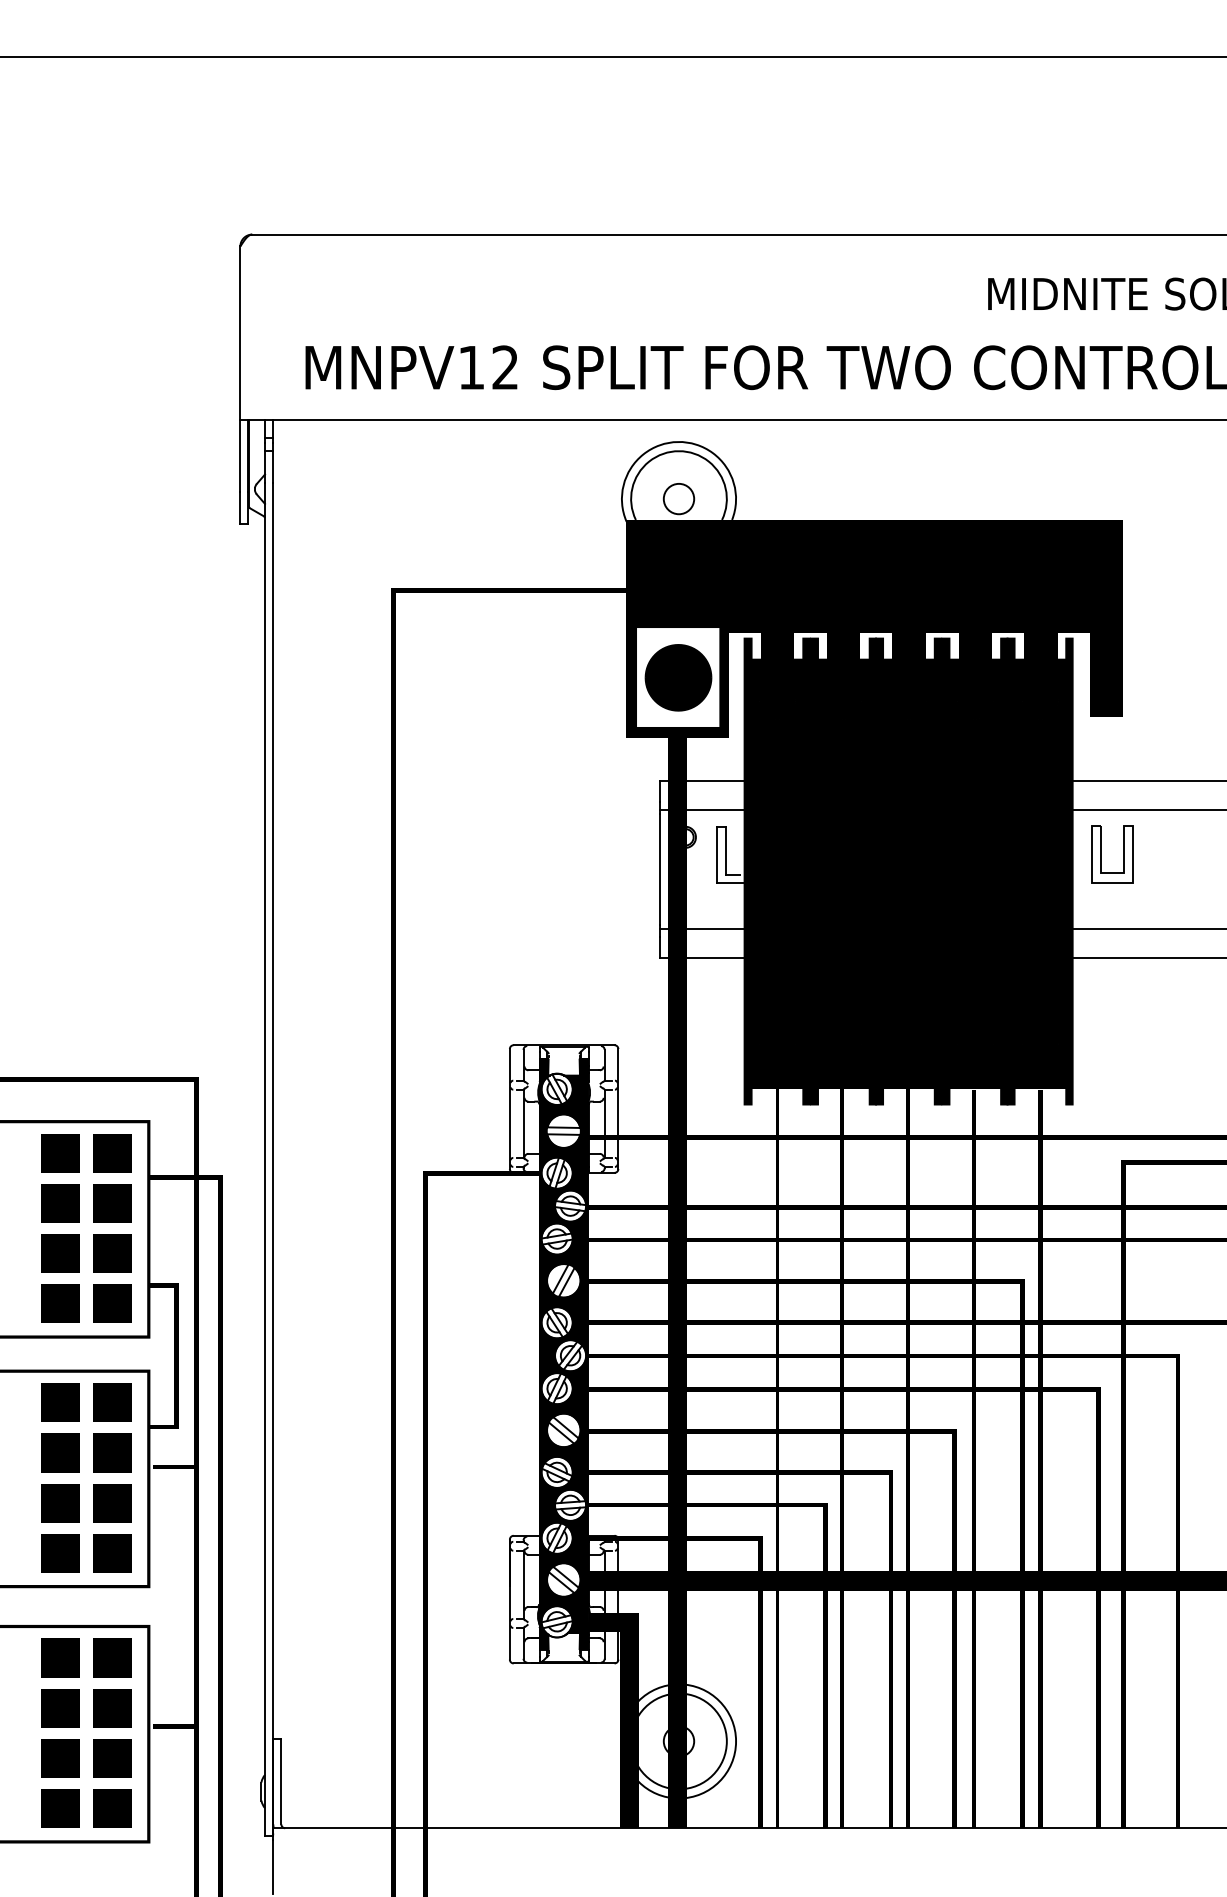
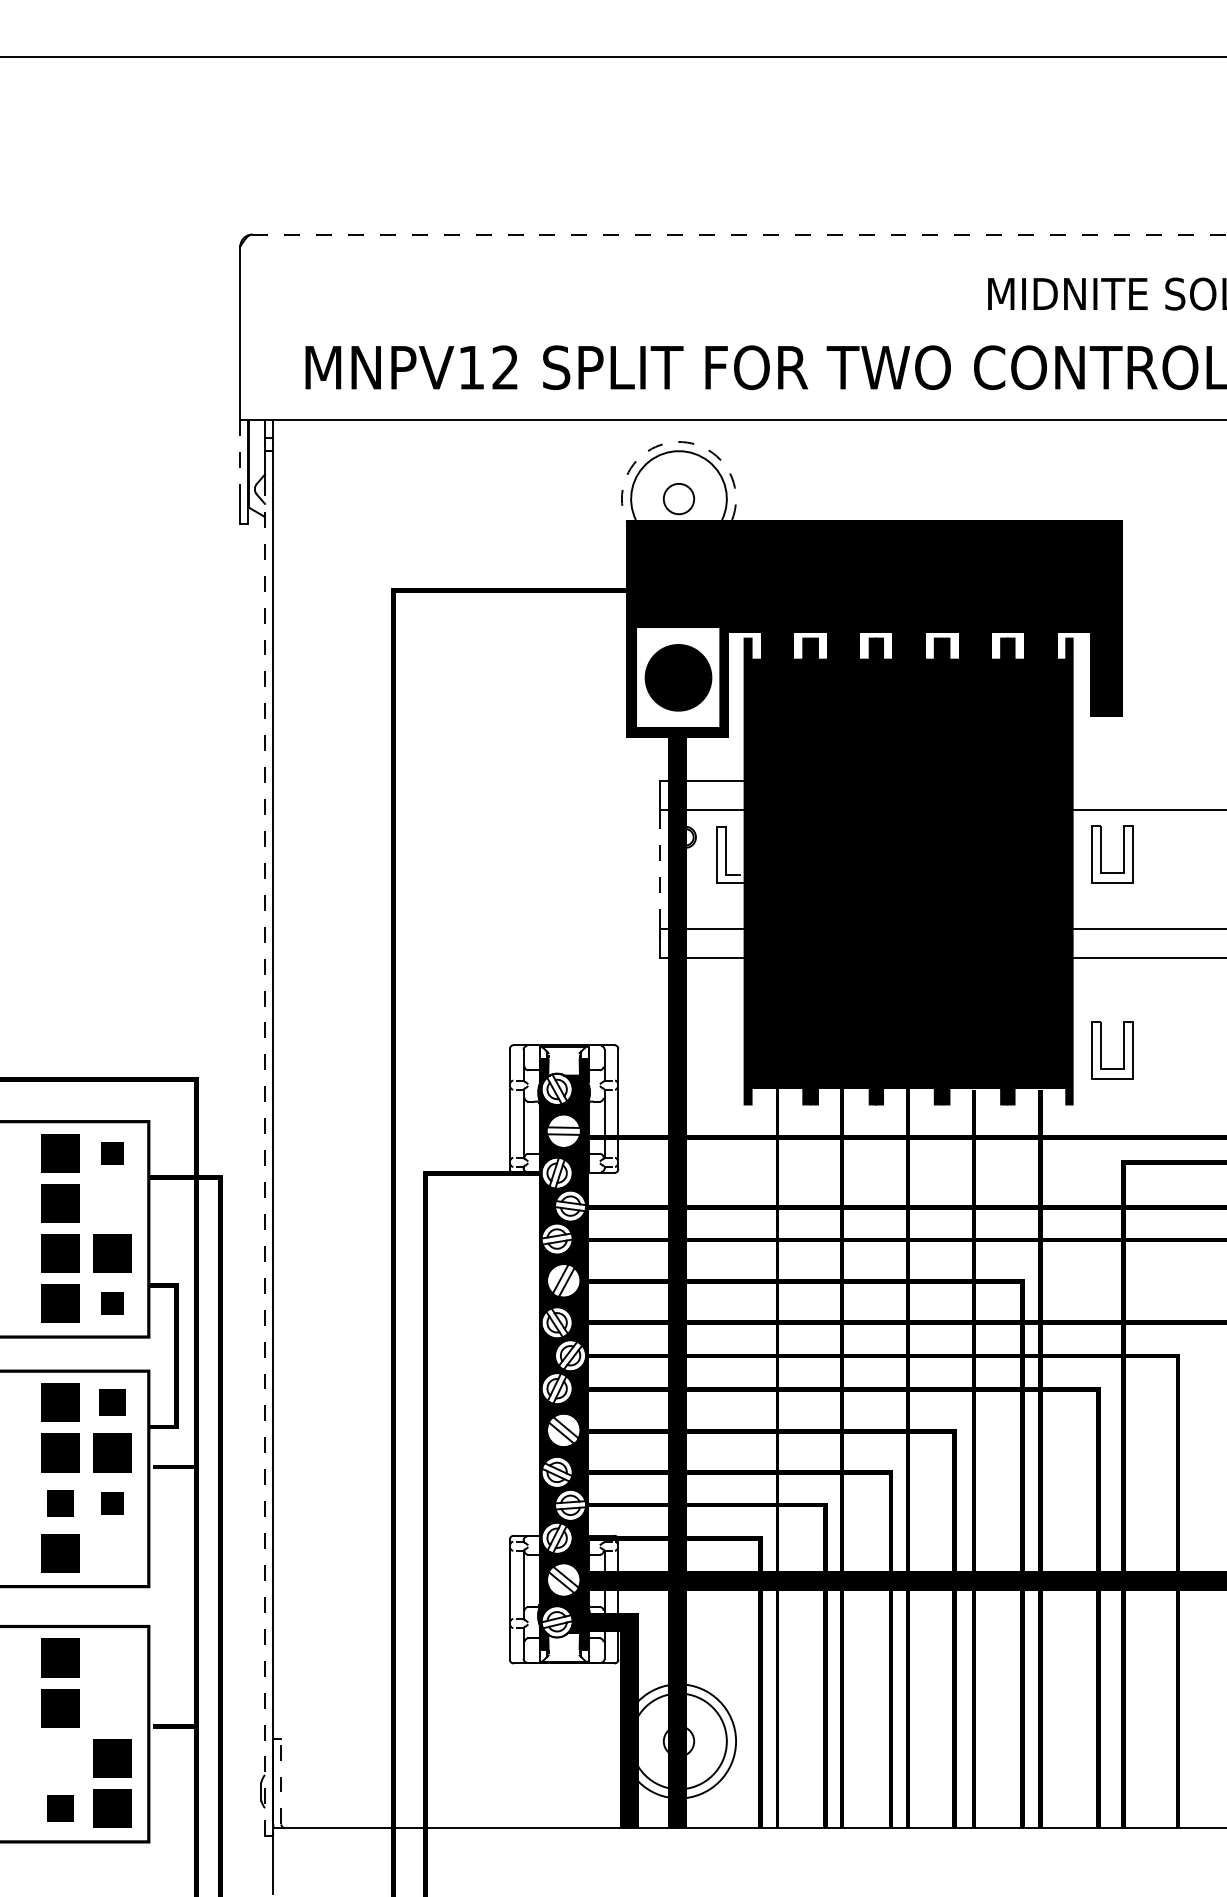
line: solid -> dashed (739, 234)
arc: solid -> dashed (677, 441)
line: solid -> dashed (240, 456)
line: present -> none (1147, 780)
line: solid -> dashed (659, 869)
part: none -> present (1101, 1050)
part size: 39x39 px -> 23x23 px (112, 1153)
line: solid -> dashed (265, 1159)
part: present -> none (112, 1203)
part size: 39x39 px -> 23x23 px (112, 1303)
part size: 39x39 px -> 27x27 px (112, 1402)
part size: 39x39 px -> 27x27 px (60, 1503)
part size: 39x39 px -> 23x23 px (112, 1503)
part: present -> none (112, 1553)
part: present -> none (112, 1657)
part: present -> none (112, 1708)
part: present -> none (60, 1758)
line: solid -> dashed (281, 1781)
part size: 39x39 px -> 27x27 px (60, 1808)
